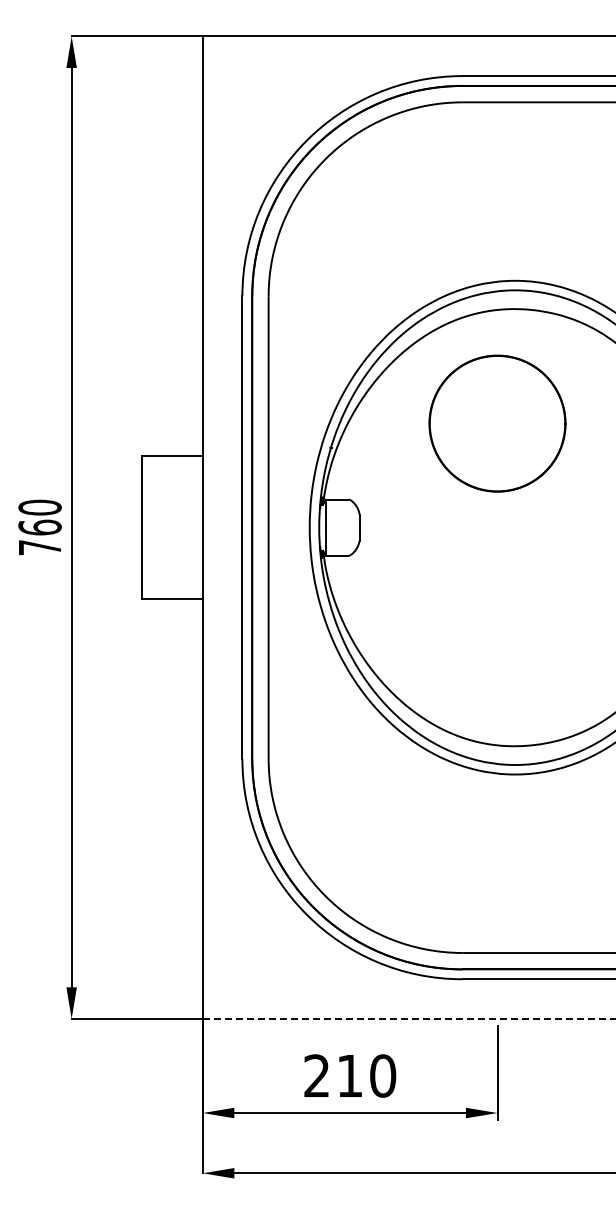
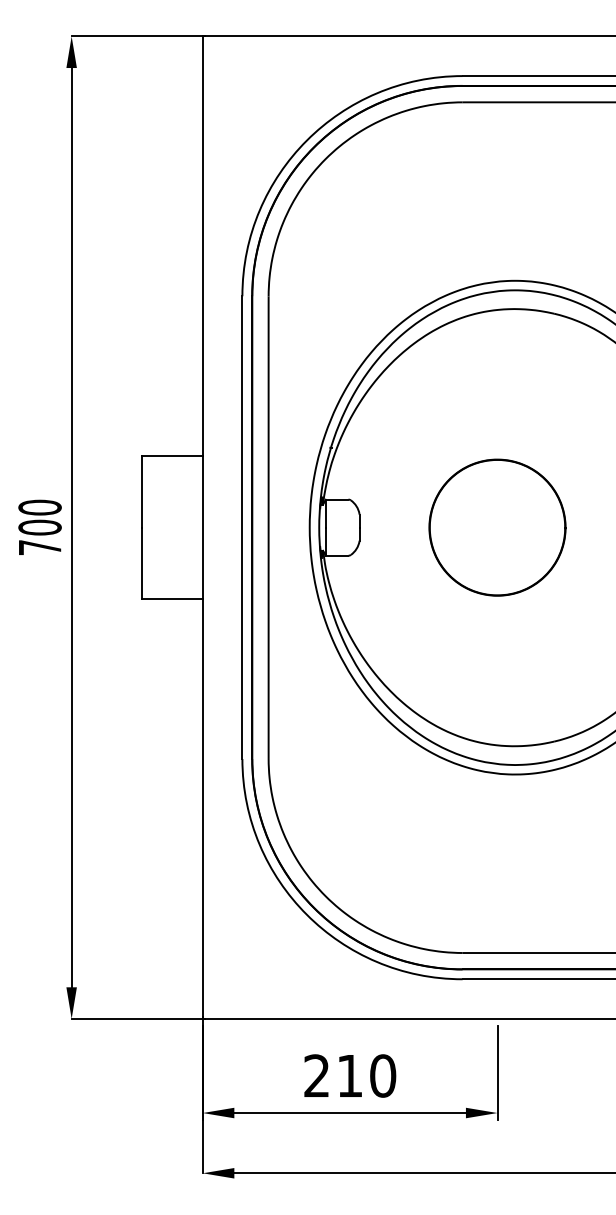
part position: (497, 423) -> (497, 527) (497, 527)
text: 760 -> 700 (39, 527)
line: dashed -> solid (409, 1018)
